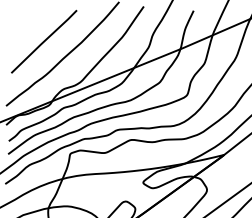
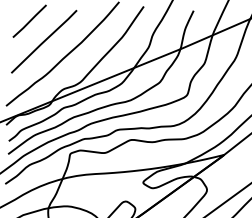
line: none -> present (29, 20)
